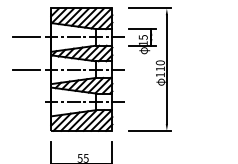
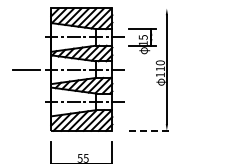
line: present -> none (150, 8)
line: present -> none (26, 37)
line: solid -> dashed (150, 130)
